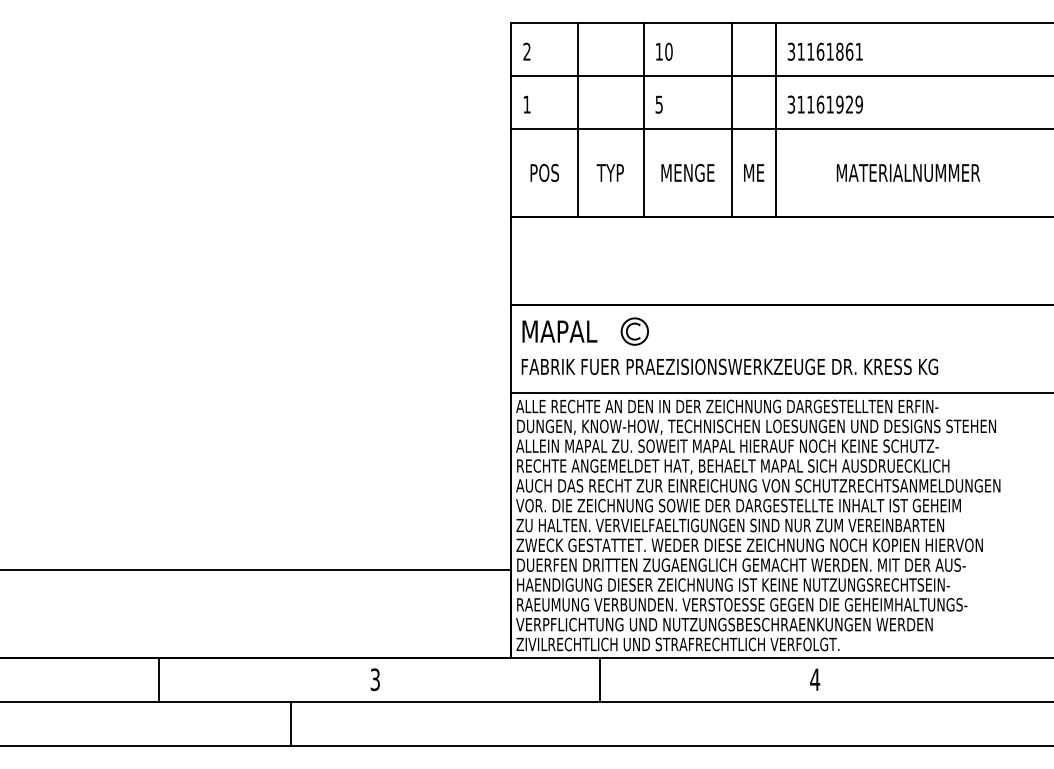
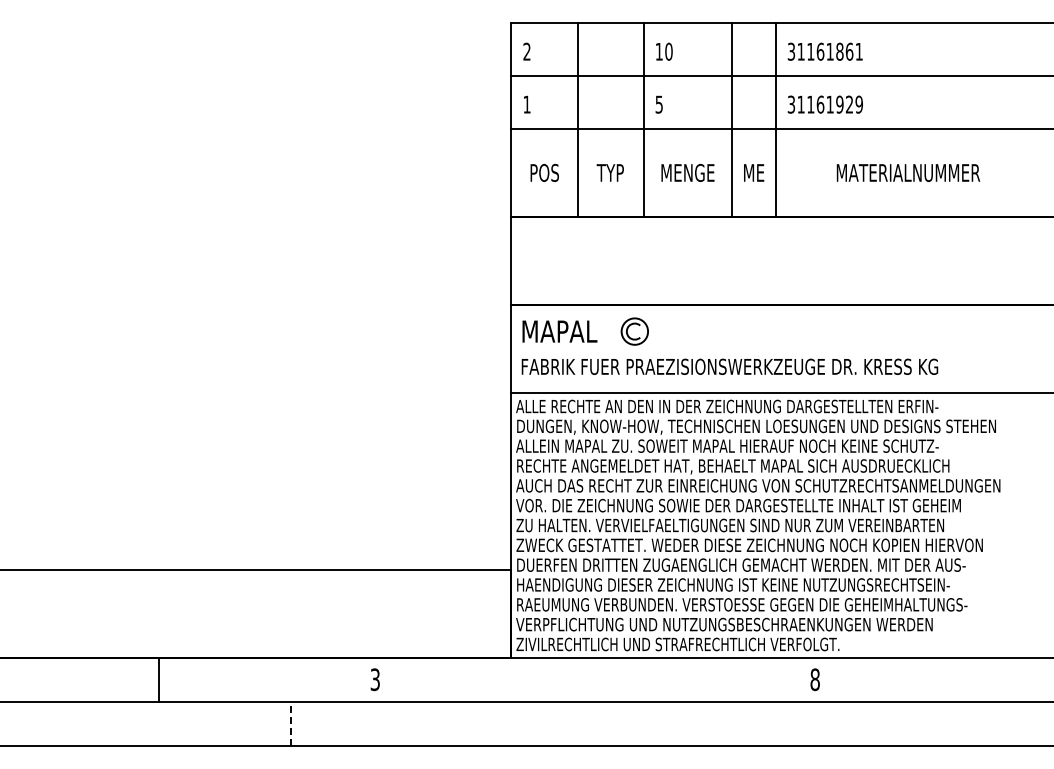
line: present -> none (599, 679)
text: 4 -> 8 (815, 679)
line: solid -> dashed (291, 723)
